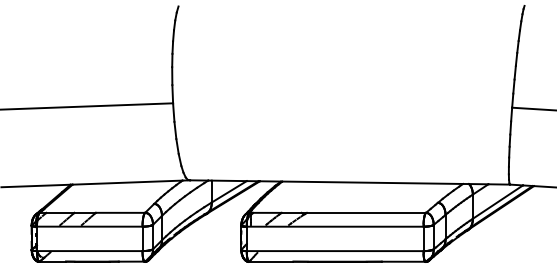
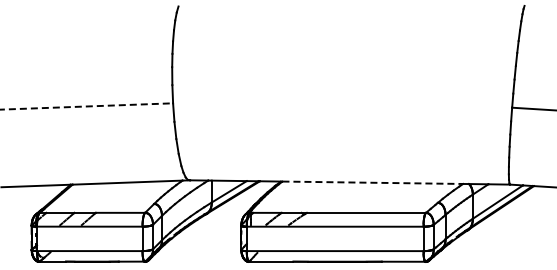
line: solid -> dashed (87, 106)
line: solid -> dashed (373, 182)
